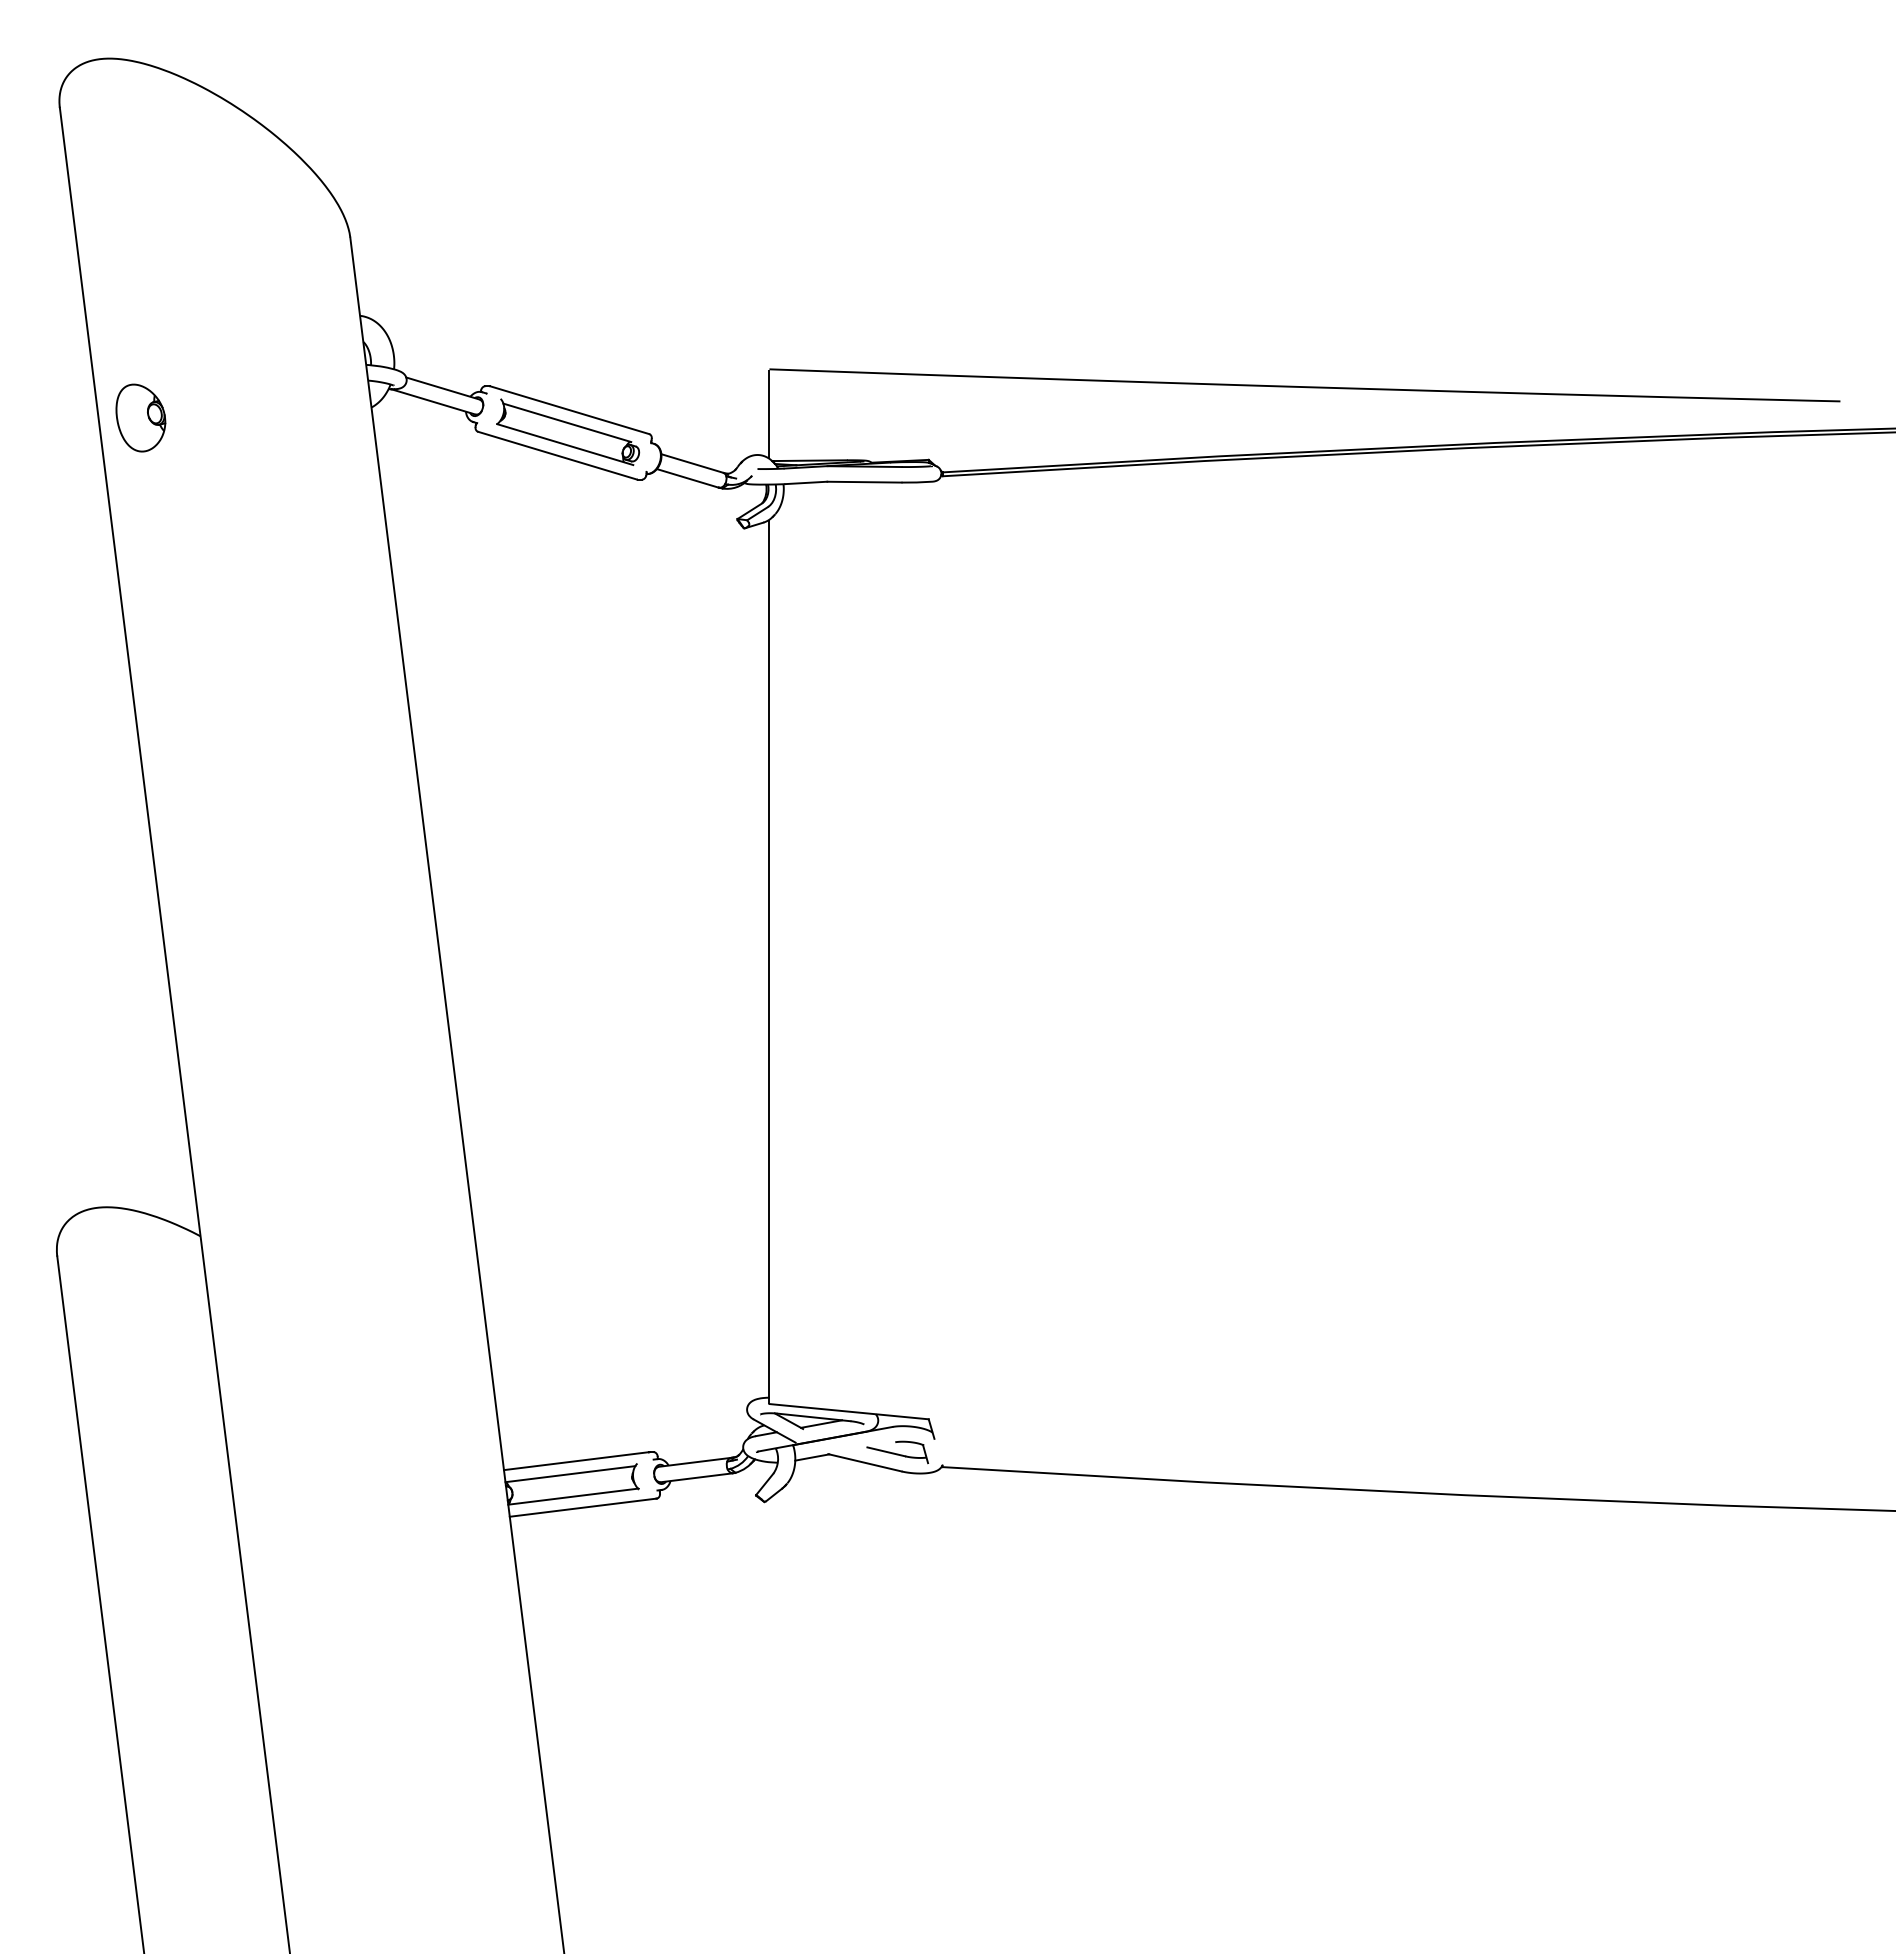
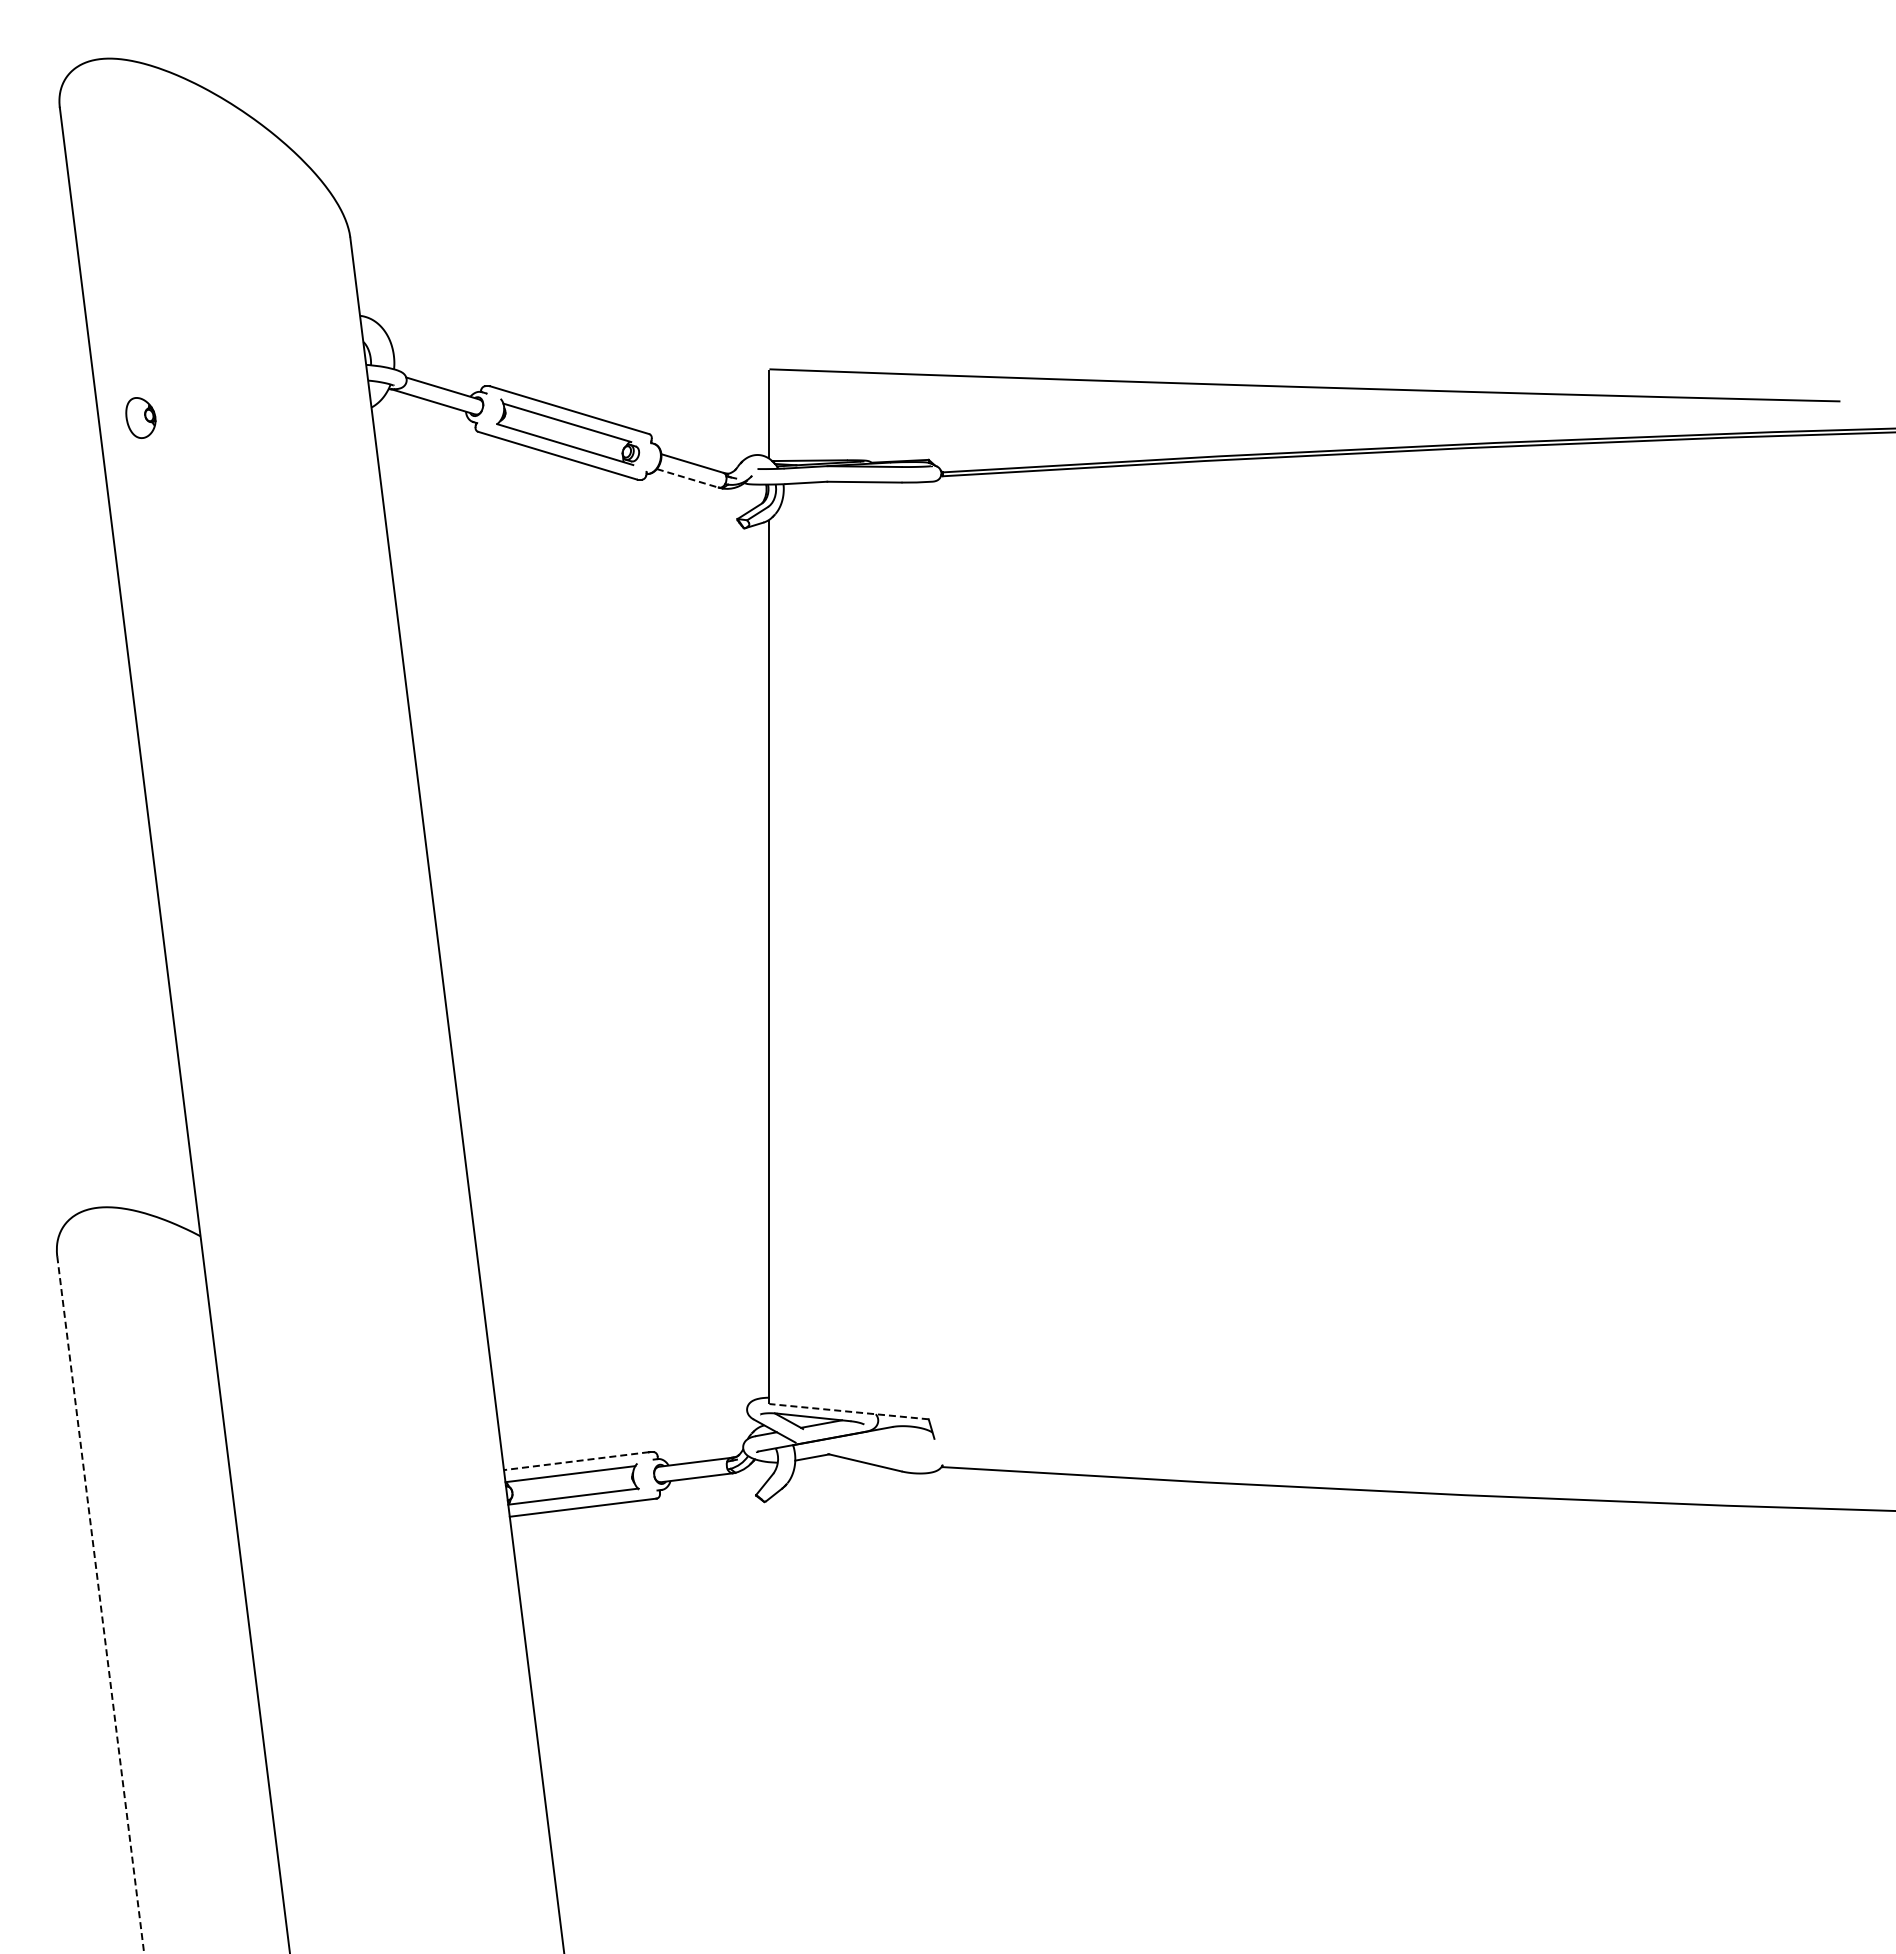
part size: 52x70 px -> 32x42 px (140, 417)
line: solid -> dashed (688, 478)
line: solid -> dashed (848, 1411)
part: present -> none (897, 1452)
line: solid -> dashed (576, 1461)
line: solid -> dashed (100, 1605)
